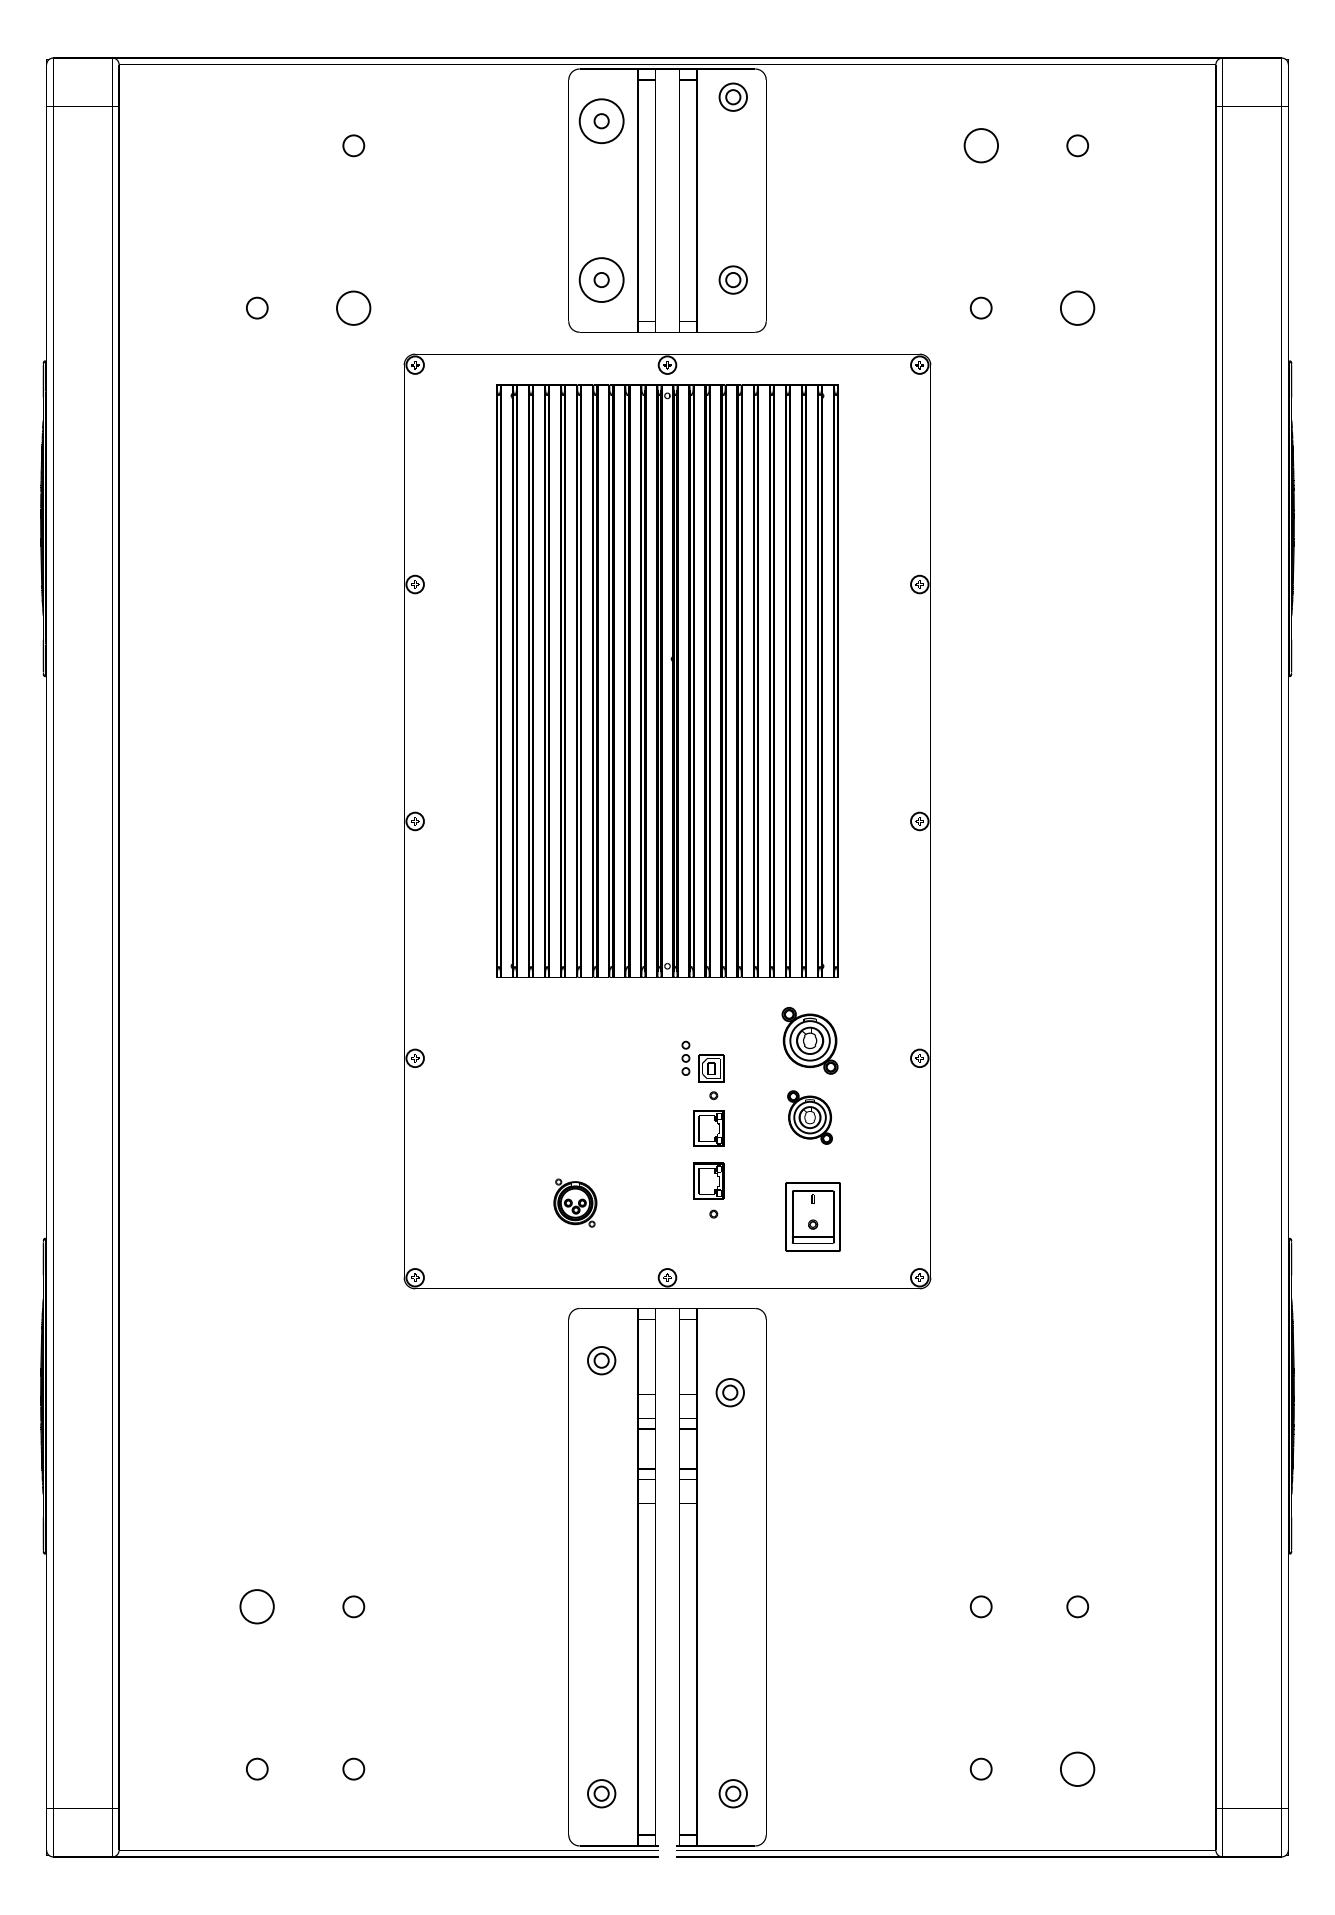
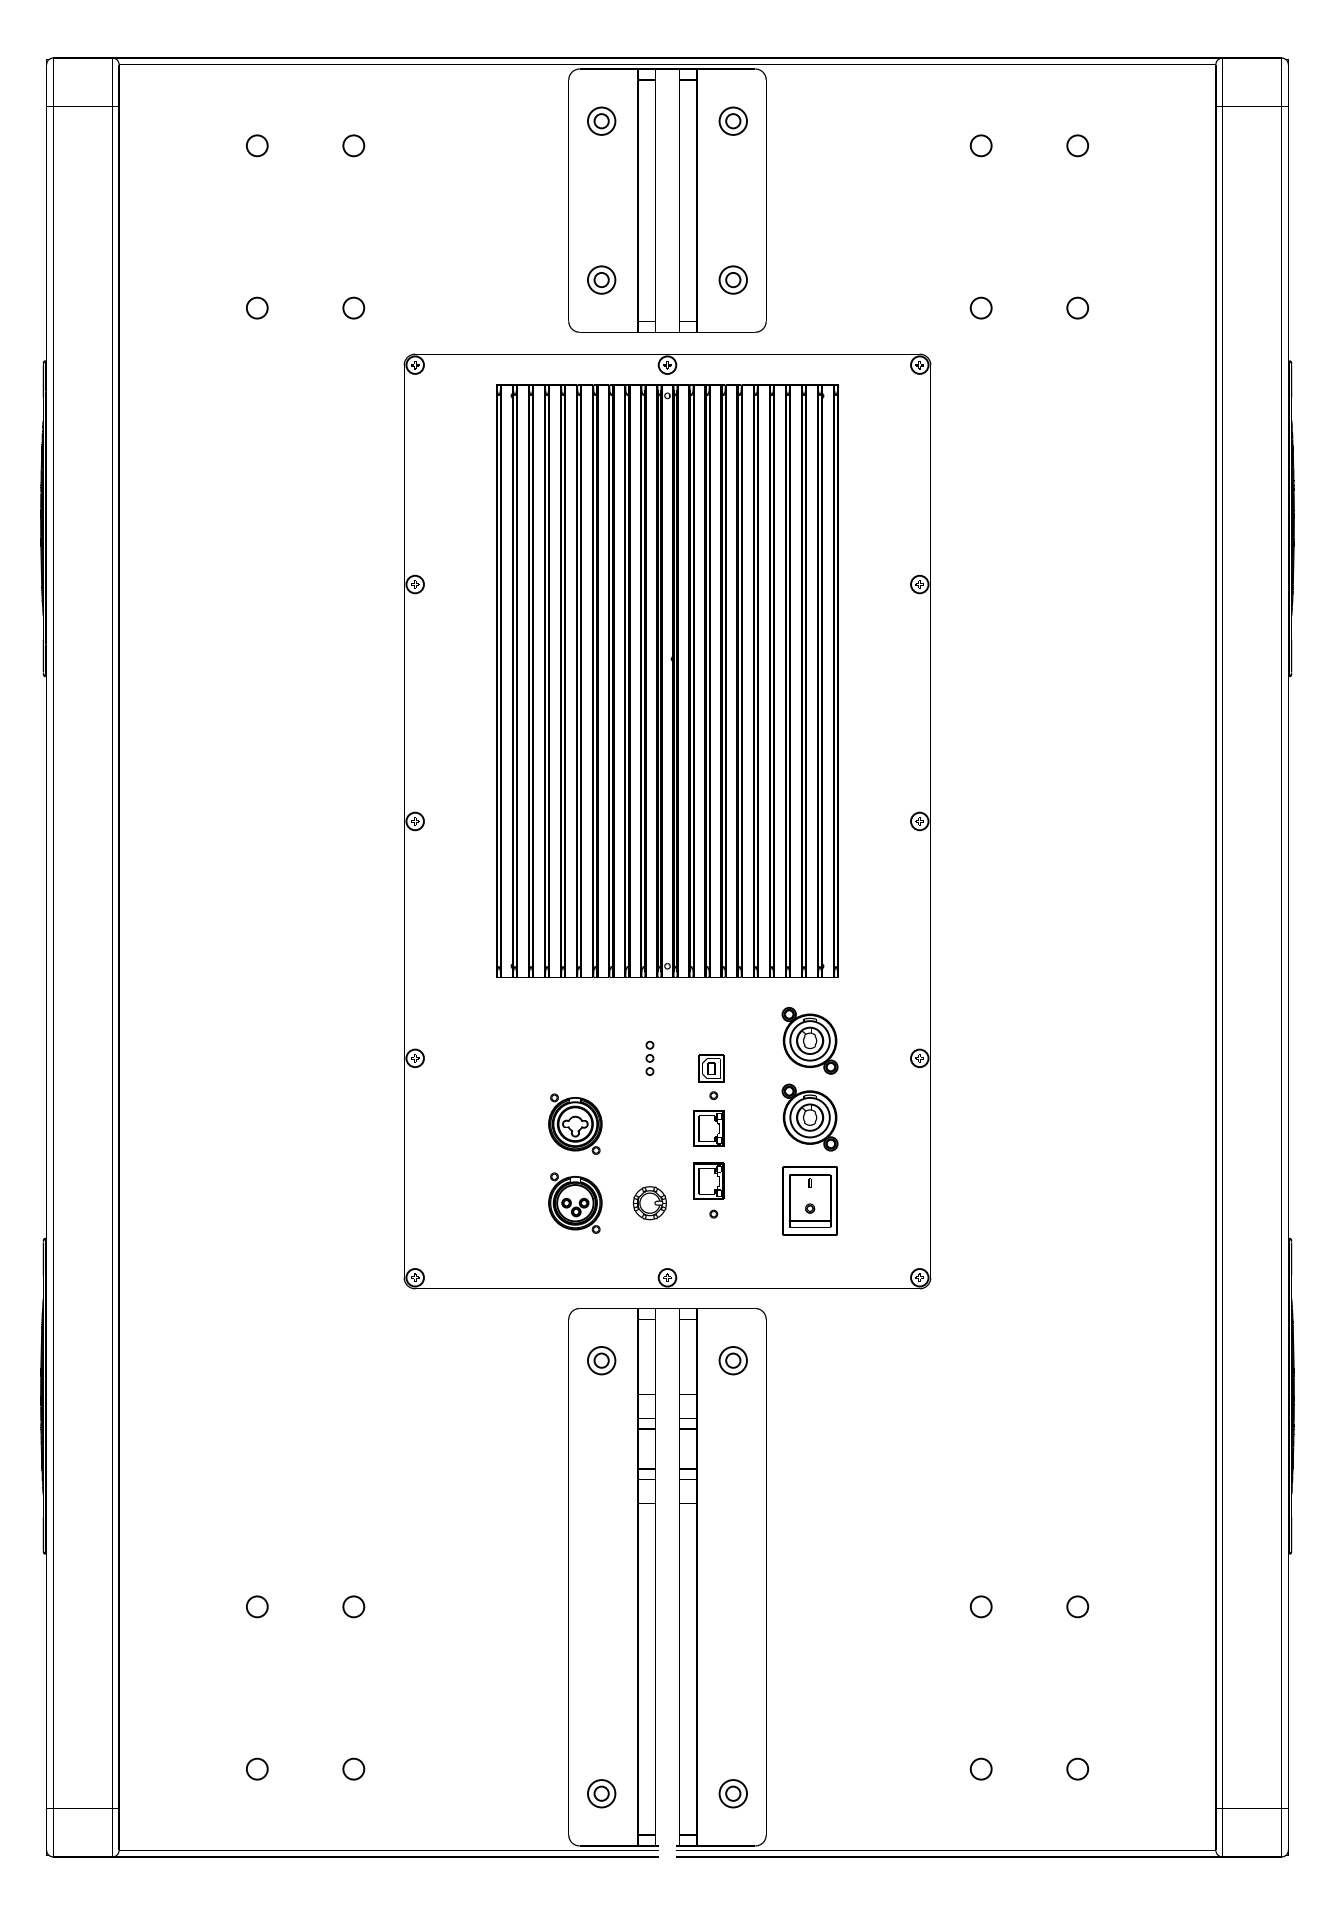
part position: (732, 96) -> (732, 120) (732, 120)
circle diameter: 44 px -> 27 px (601, 120)
circle: none -> present (257, 145)
circle size: 36x36 px -> 24x24 px (980, 145)
circle diameter: 44 px -> 27 px (601, 279)
circle size: 36x36 px -> 24x24 px (353, 307)
circle size: 36x36 px -> 24x24 px (1077, 307)
part position: (685, 1057) -> (649, 1057) (649, 1057)
part size: 46x55 px -> 58x69 px (809, 1117)
part: none -> present (575, 1123)
part size: 45x50 px -> 55x62 px (575, 1202)
part: none -> present (649, 1203)
part position: (812, 1216) -> (809, 1200) (809, 1200)
part position: (729, 1392) -> (732, 1360) (732, 1360)
circle size: 36x36 px -> 23x24 px (257, 1606)
circle size: 36x36 px -> 24x24 px (1077, 1768)
